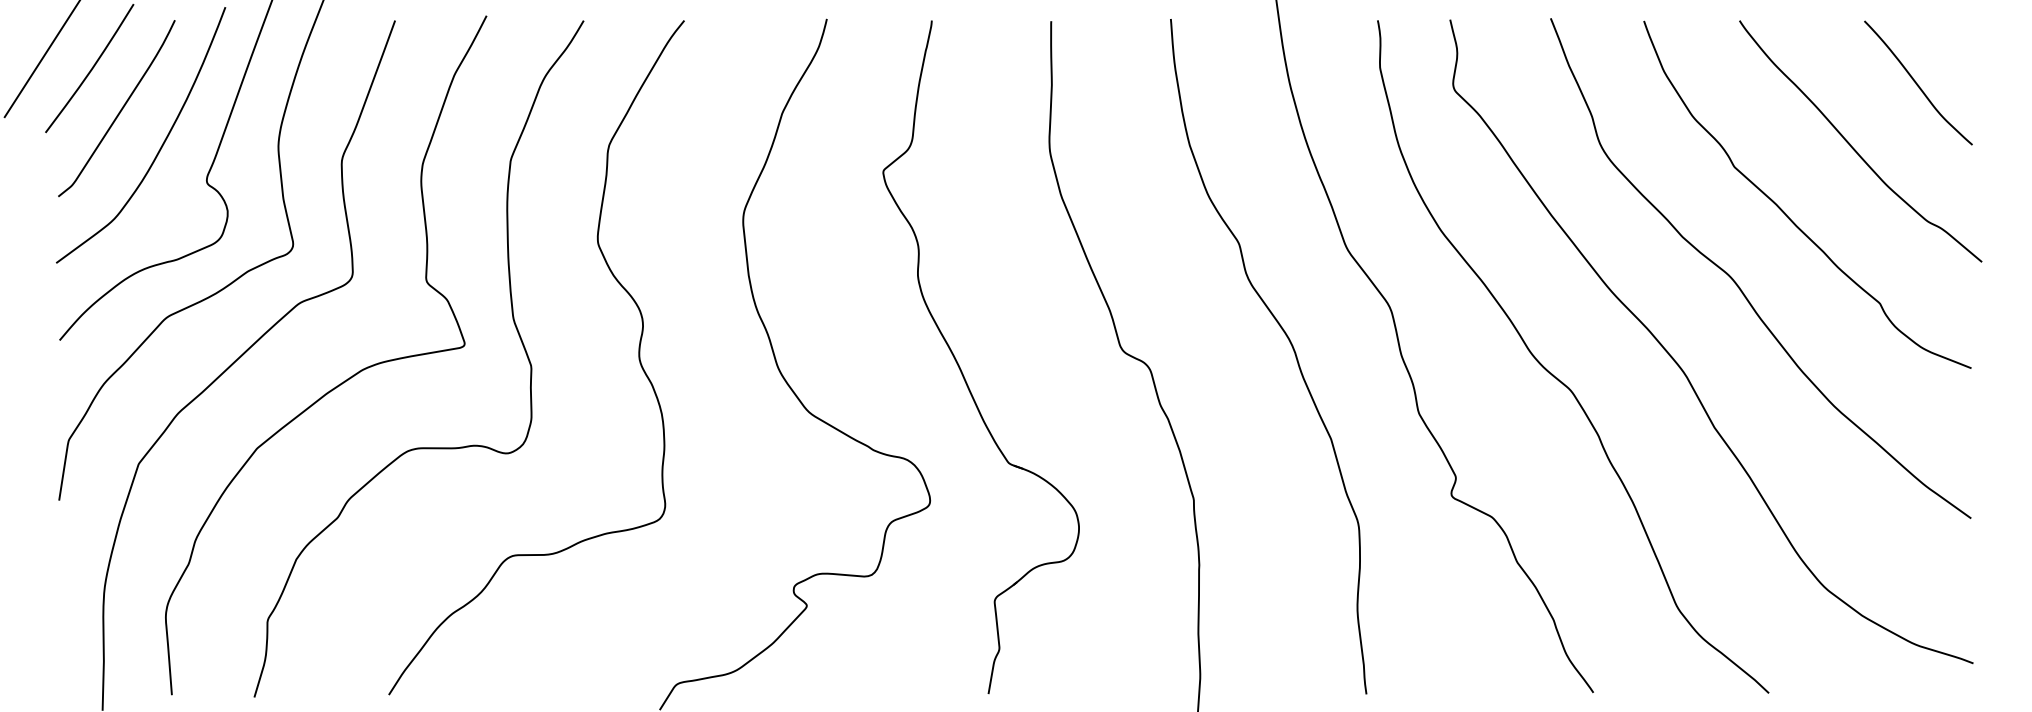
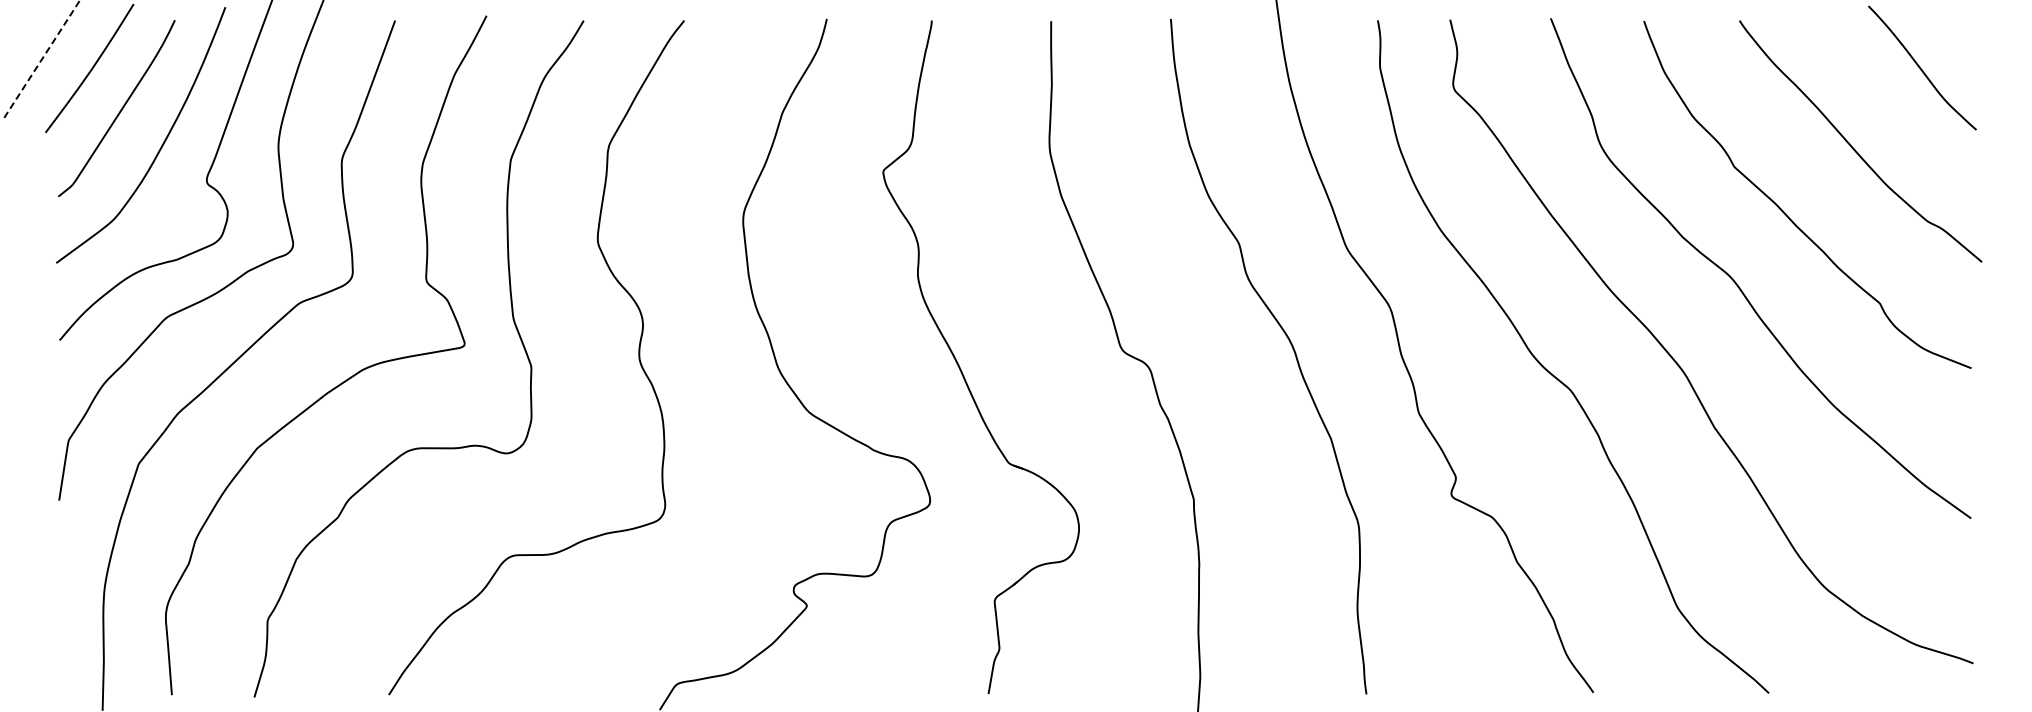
line: solid -> dashed (42, 59)
curve position: (1917, 83) -> (1921, 68) (1921, 68)
